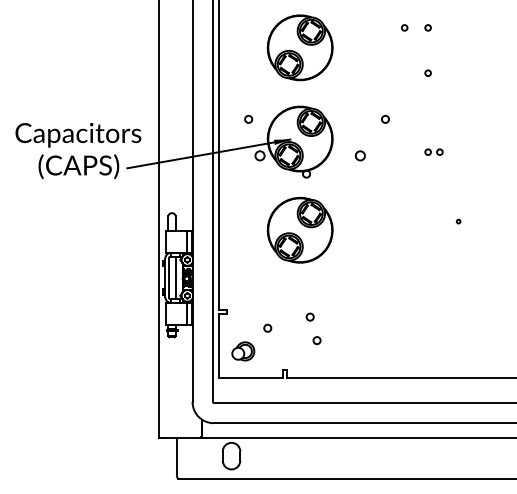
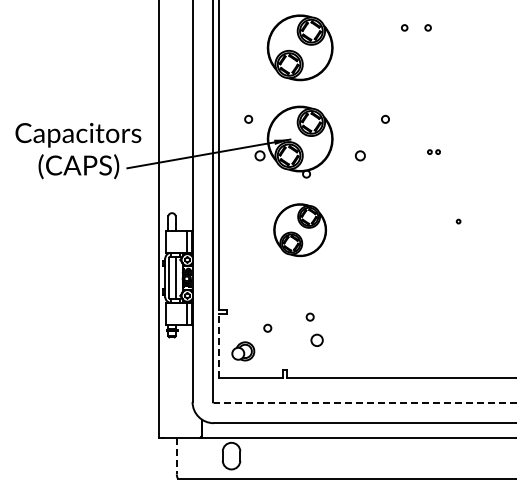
circle: present -> none (427, 72)
part size: 20x8 px -> 14x6 px (433, 151)
part size: 68x68 px -> 55x55 px (300, 230)
circle size: 10x10 px -> 14x14 px (316, 339)
line: solid -> dashed (218, 345)
line: solid -> dashed (364, 402)
line: solid -> dashed (176, 456)
